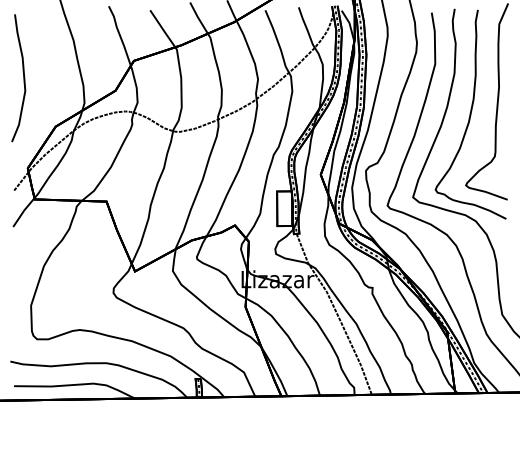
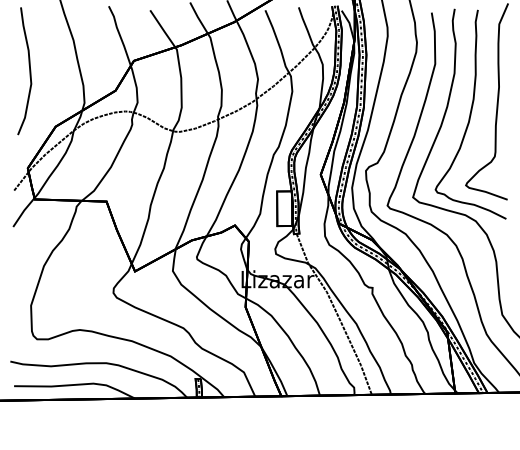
curve position: (23, 78) -> (29, 71) (29, 71)
